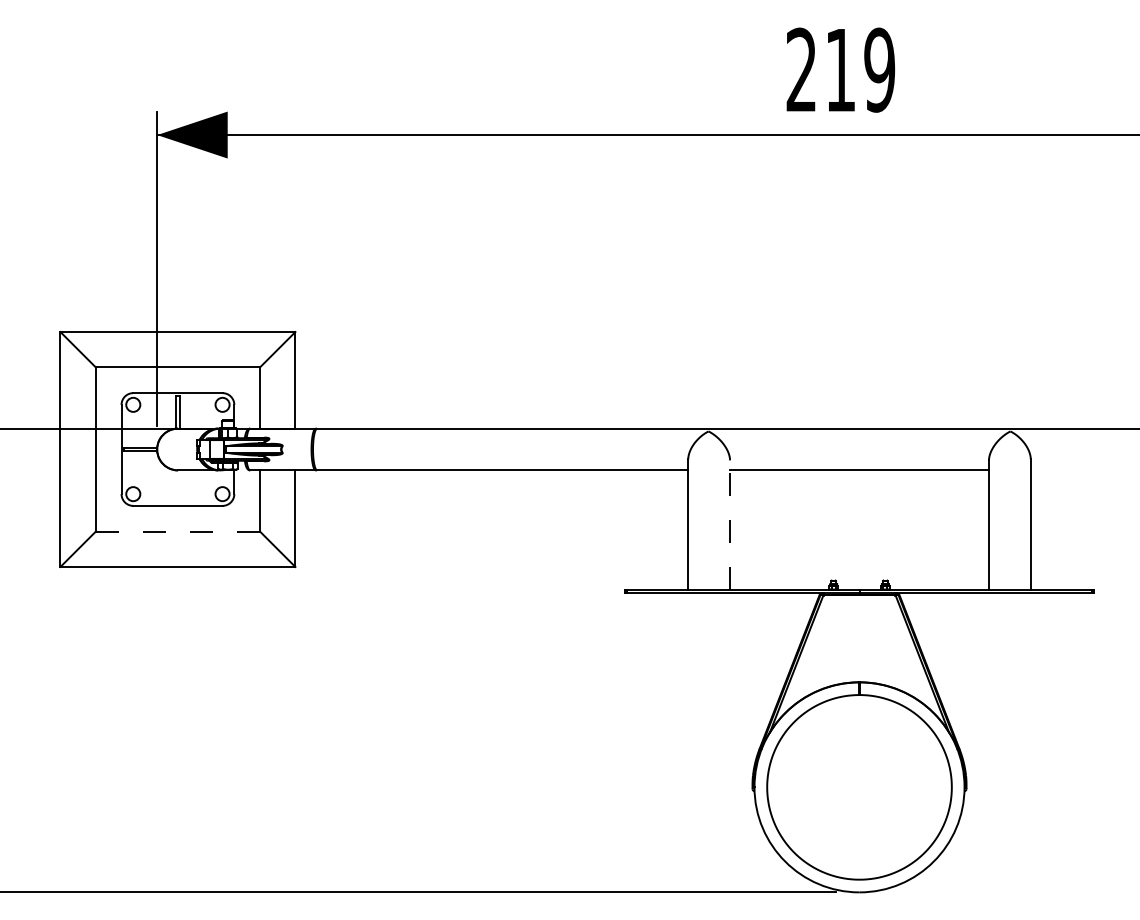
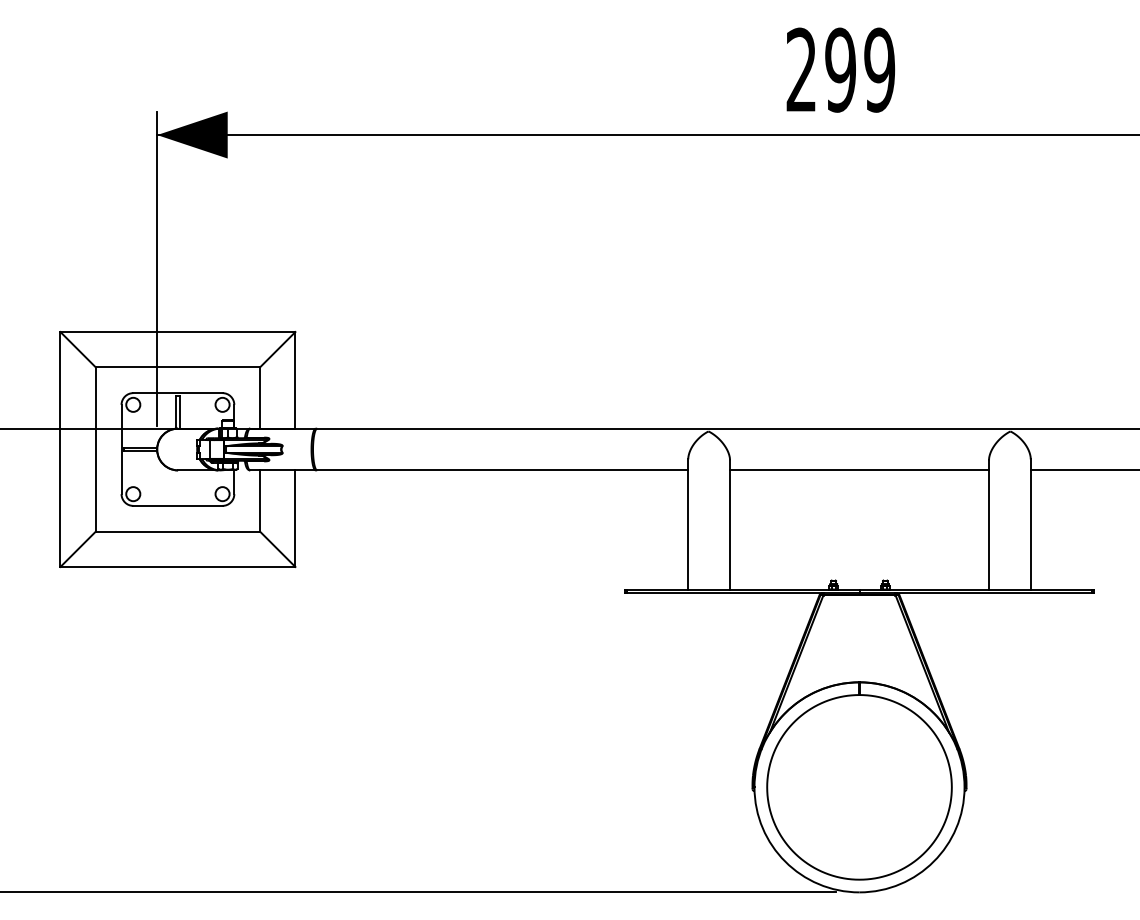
text: 219 -> 299 (840, 69)
line: none -> present (1083, 470)
line: dashed -> solid (730, 524)
line: dashed -> solid (178, 531)
